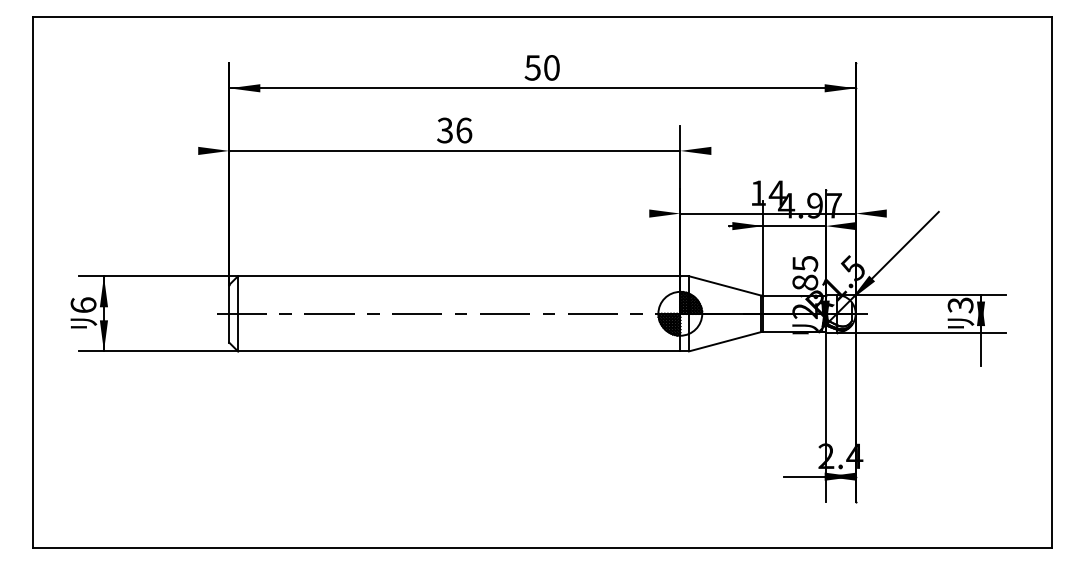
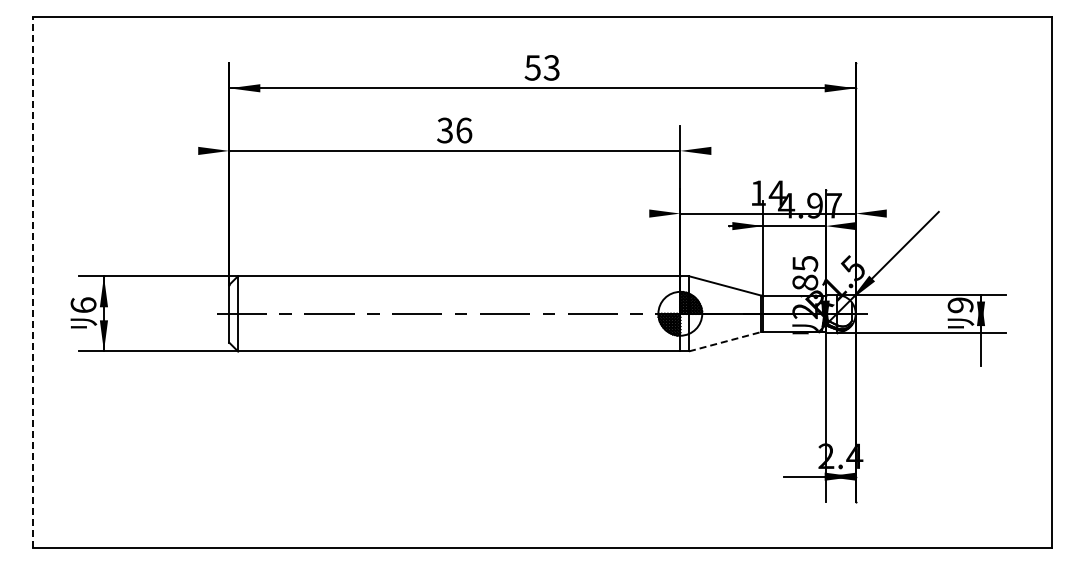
text: 50 -> 53 (551, 67)
line: solid -> dashed (32, 282)
text: 3 -> 9 (960, 305)
line: solid -> dashed (725, 341)
